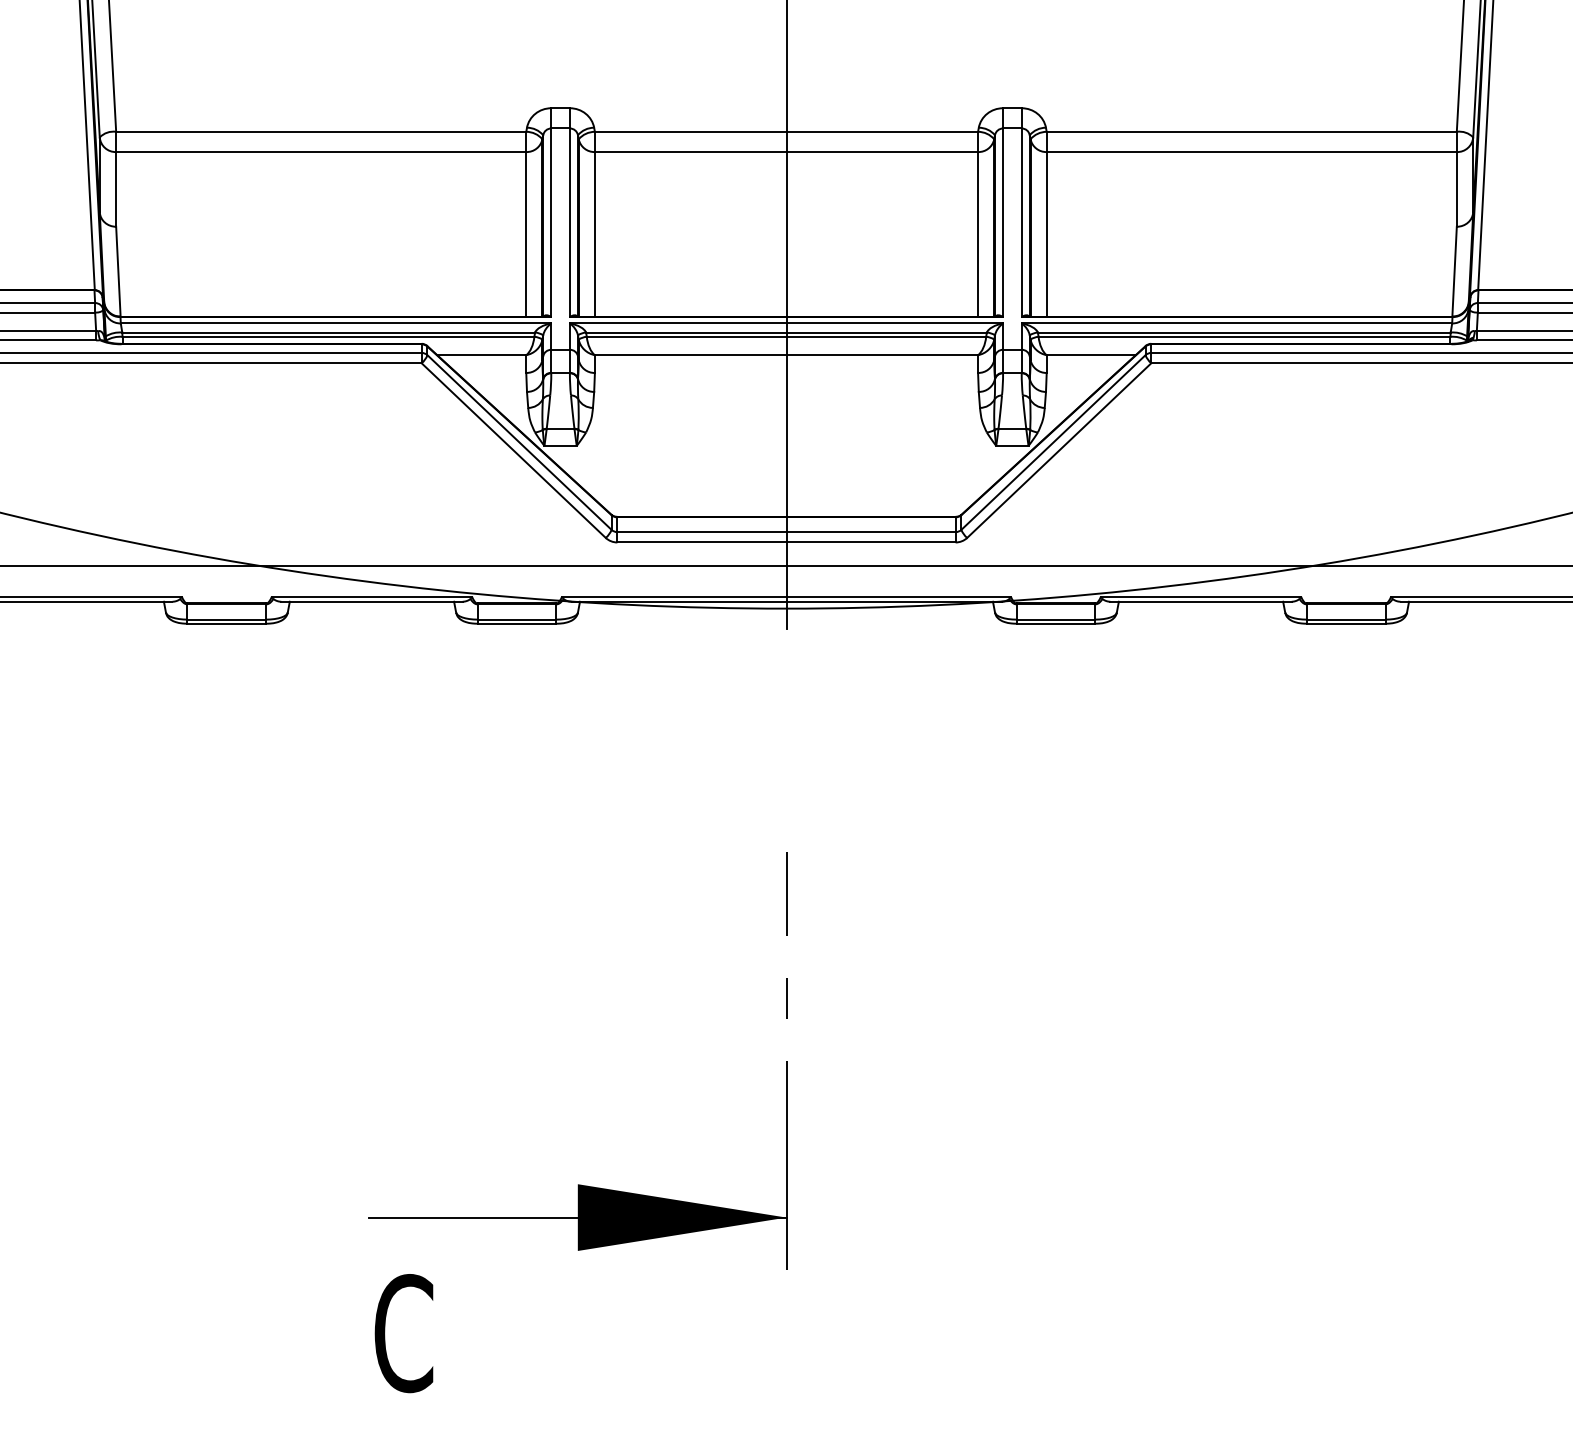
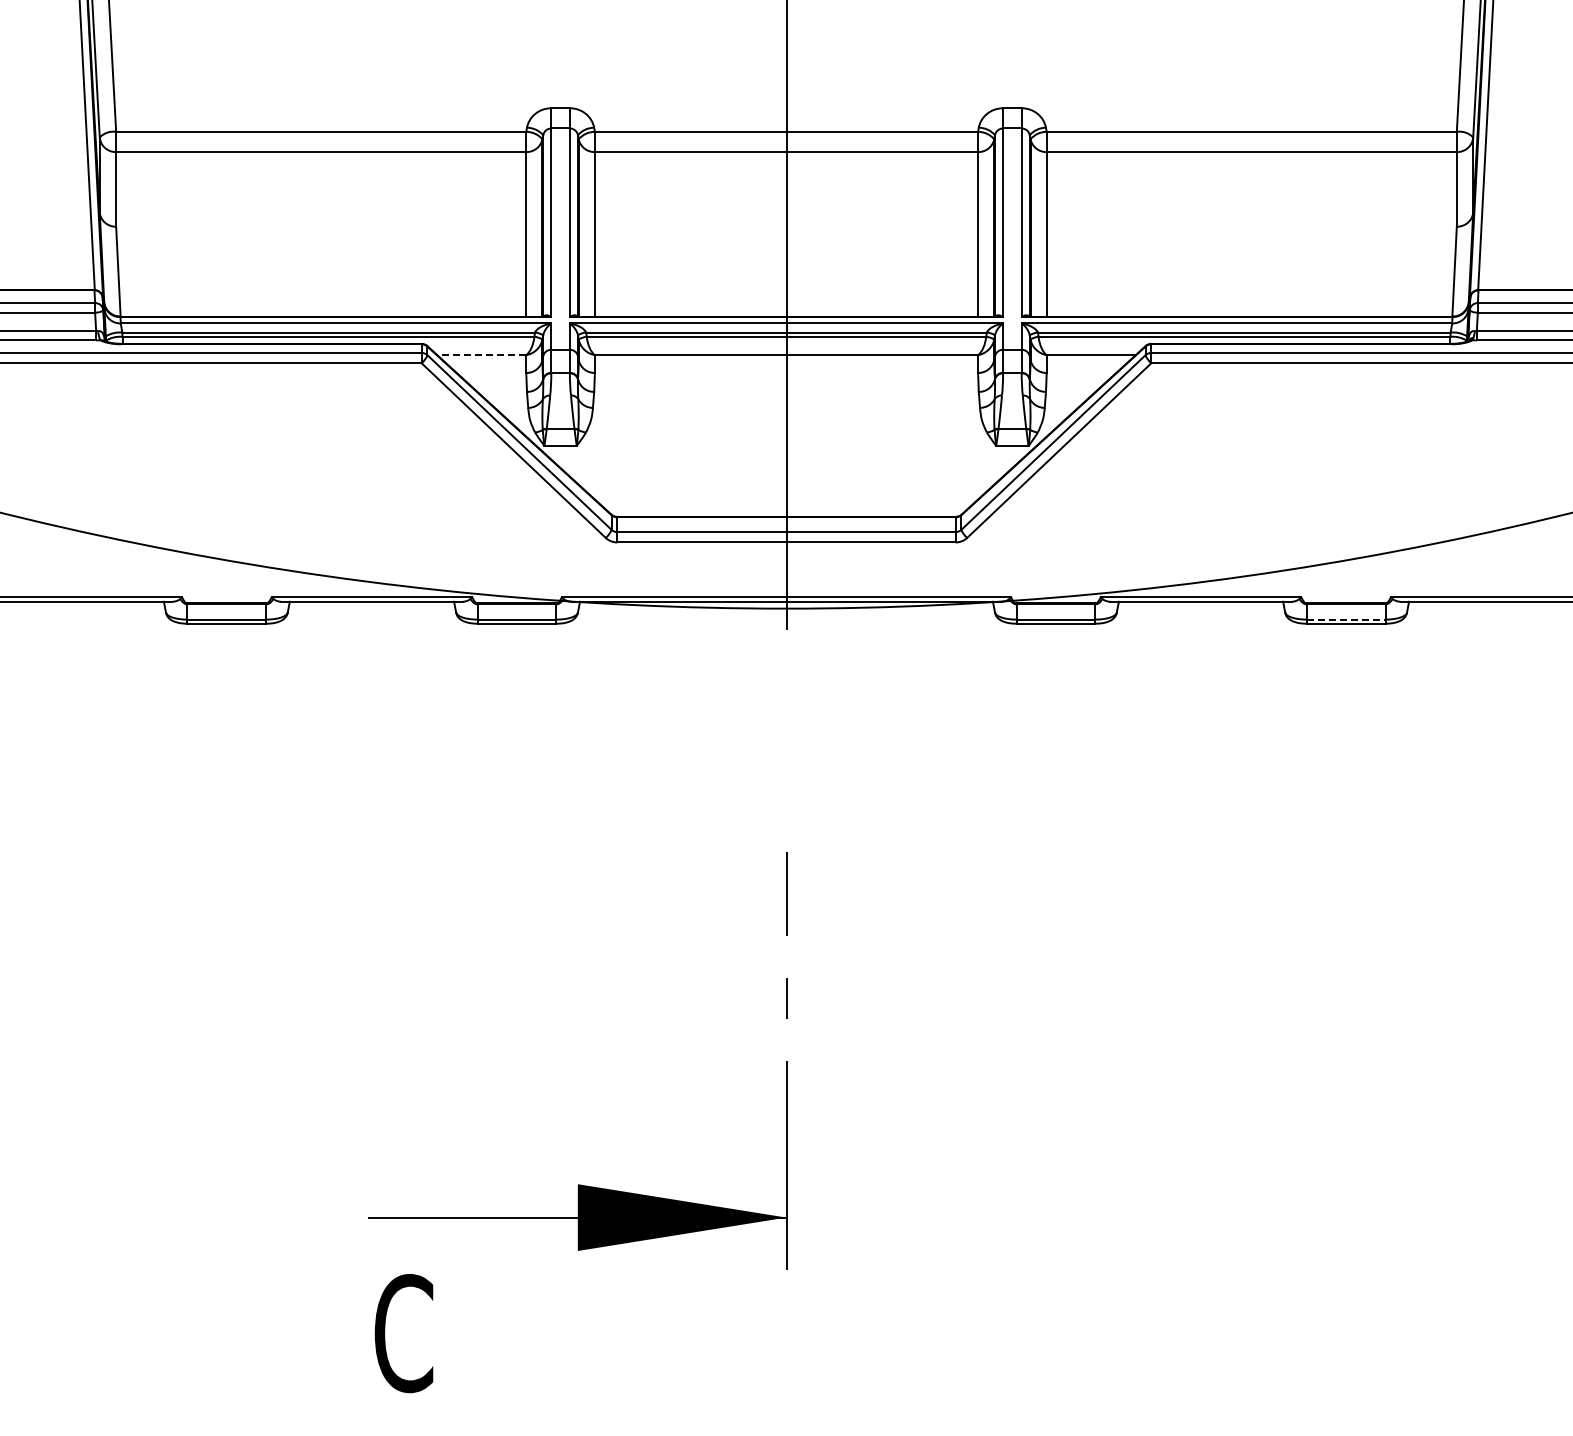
line: solid -> dashed (481, 355)
line: present -> none (785, 566)
line: solid -> dashed (1346, 619)
